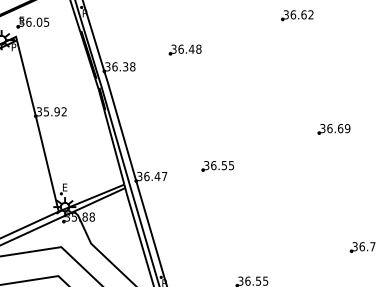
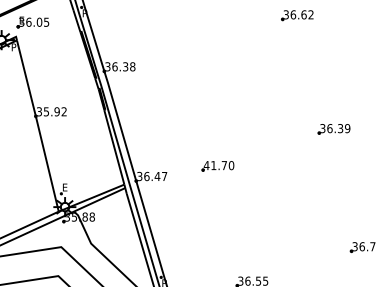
part: present -> none (184, 49)
text: 36.69 -> 36.39 (340, 128)
text: 36.55 -> 41.70 (218, 165)
